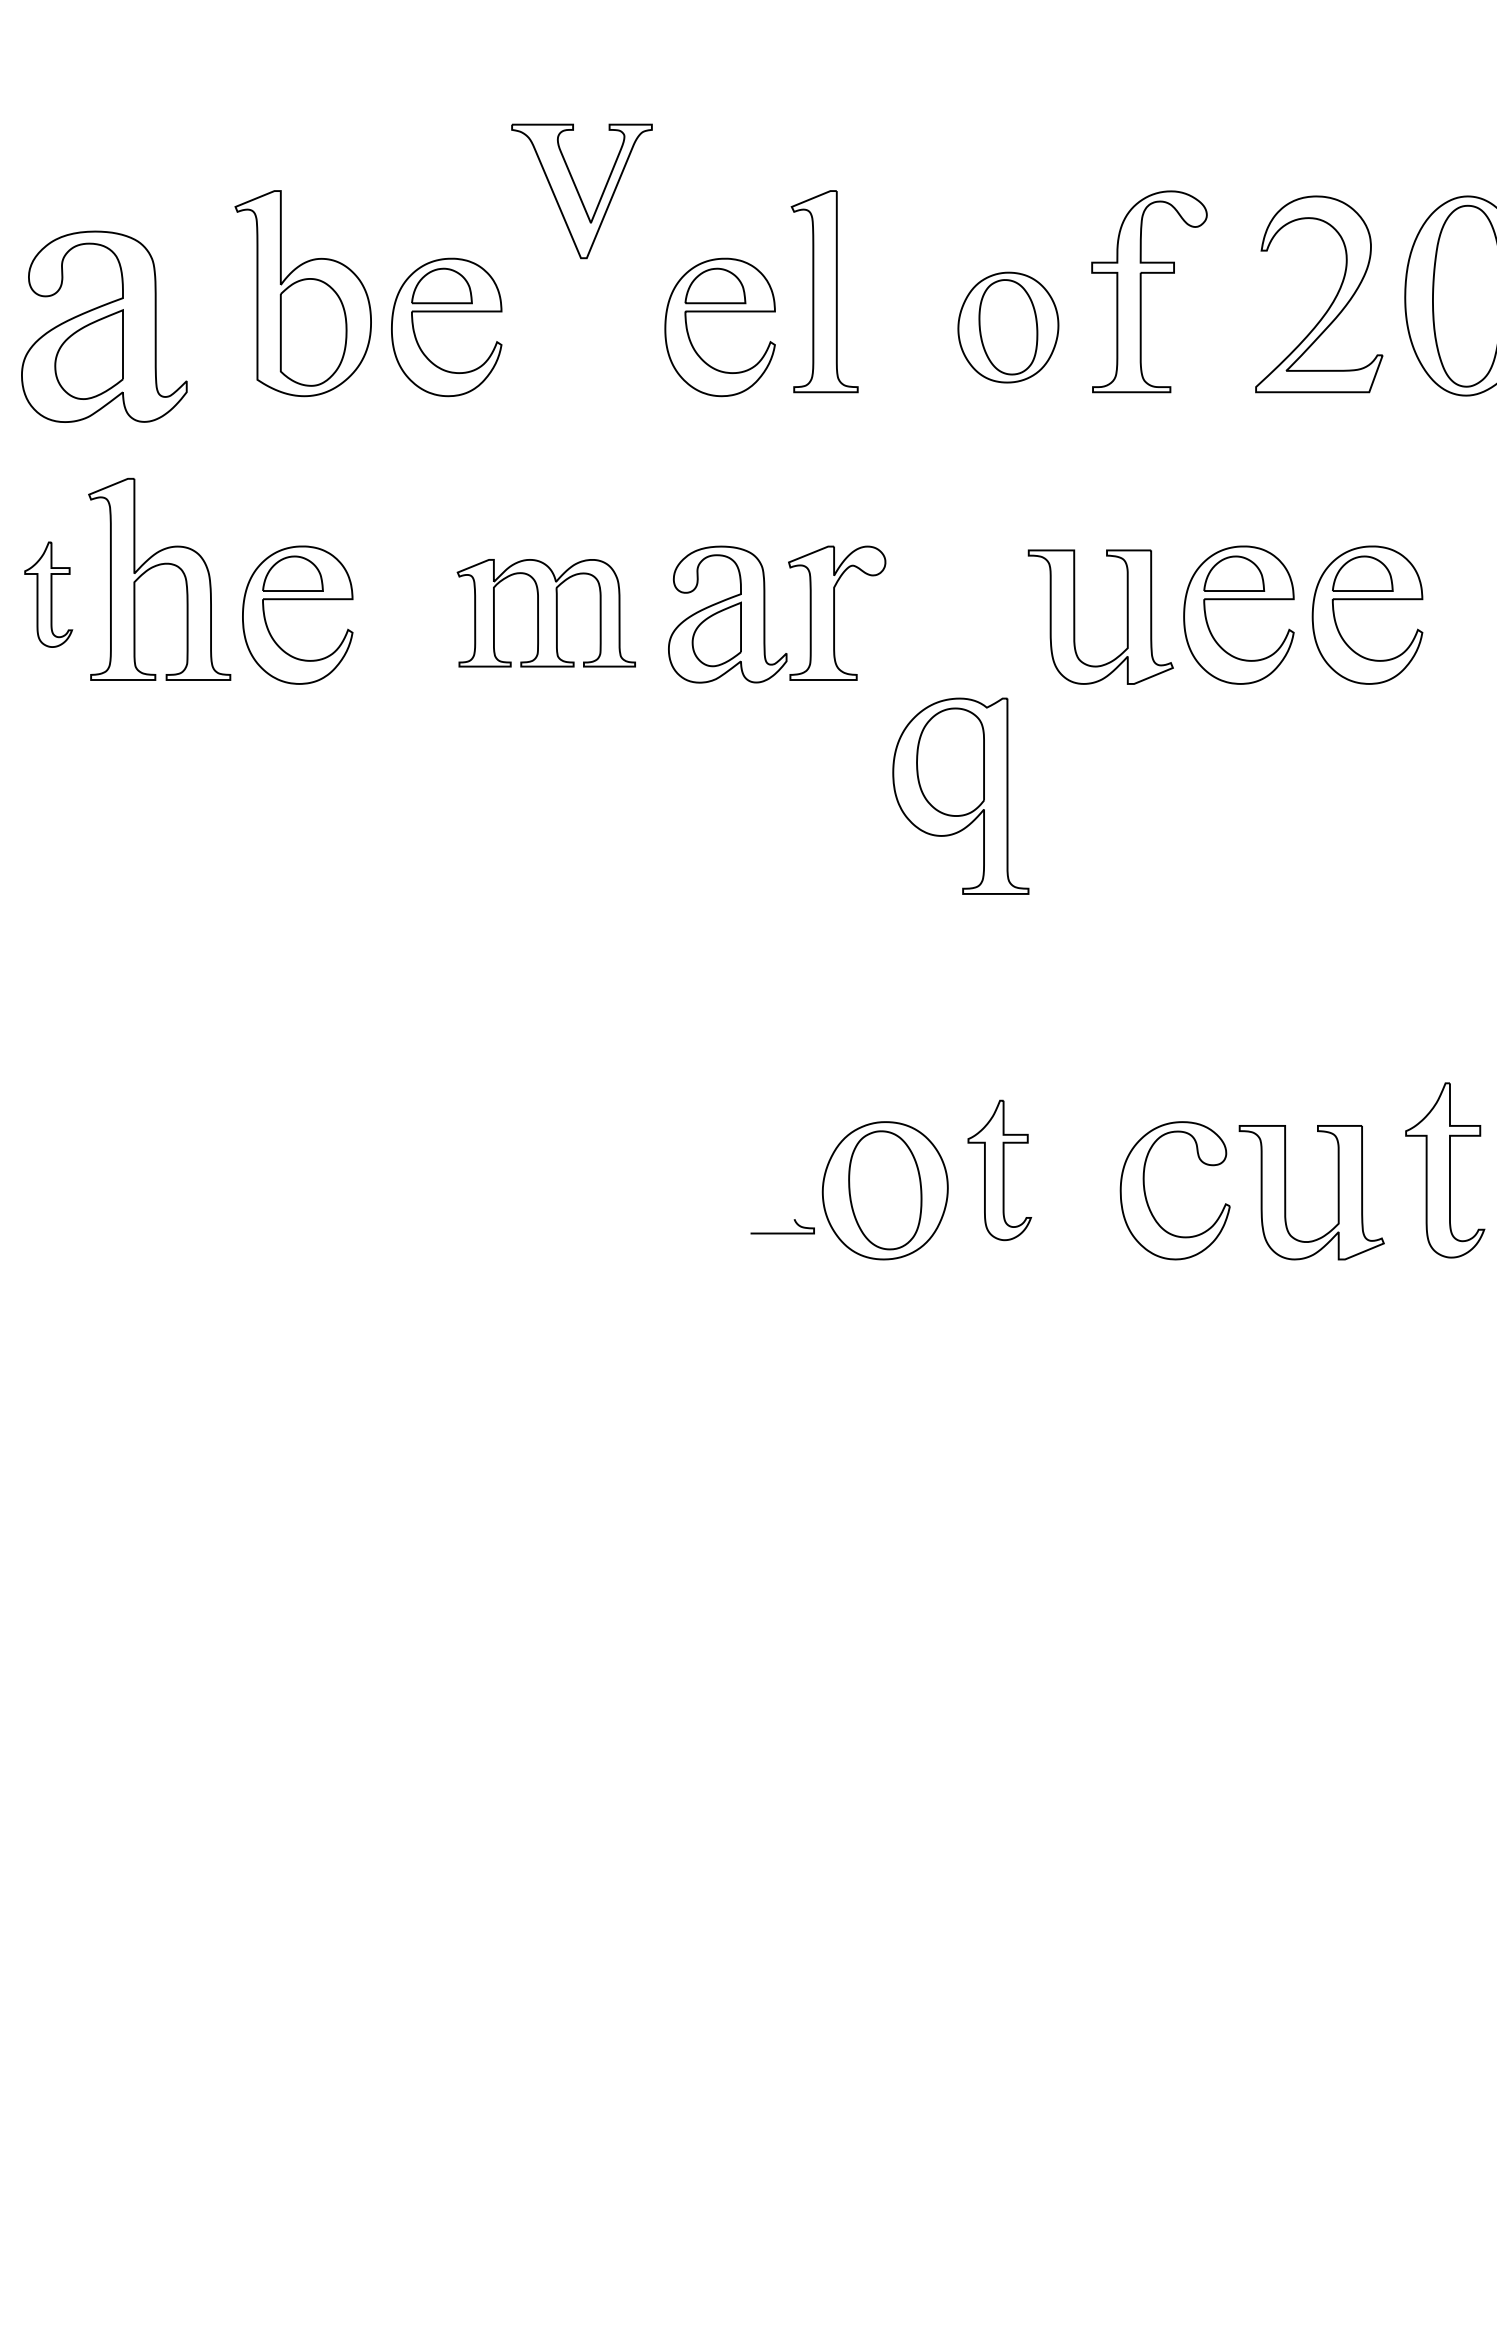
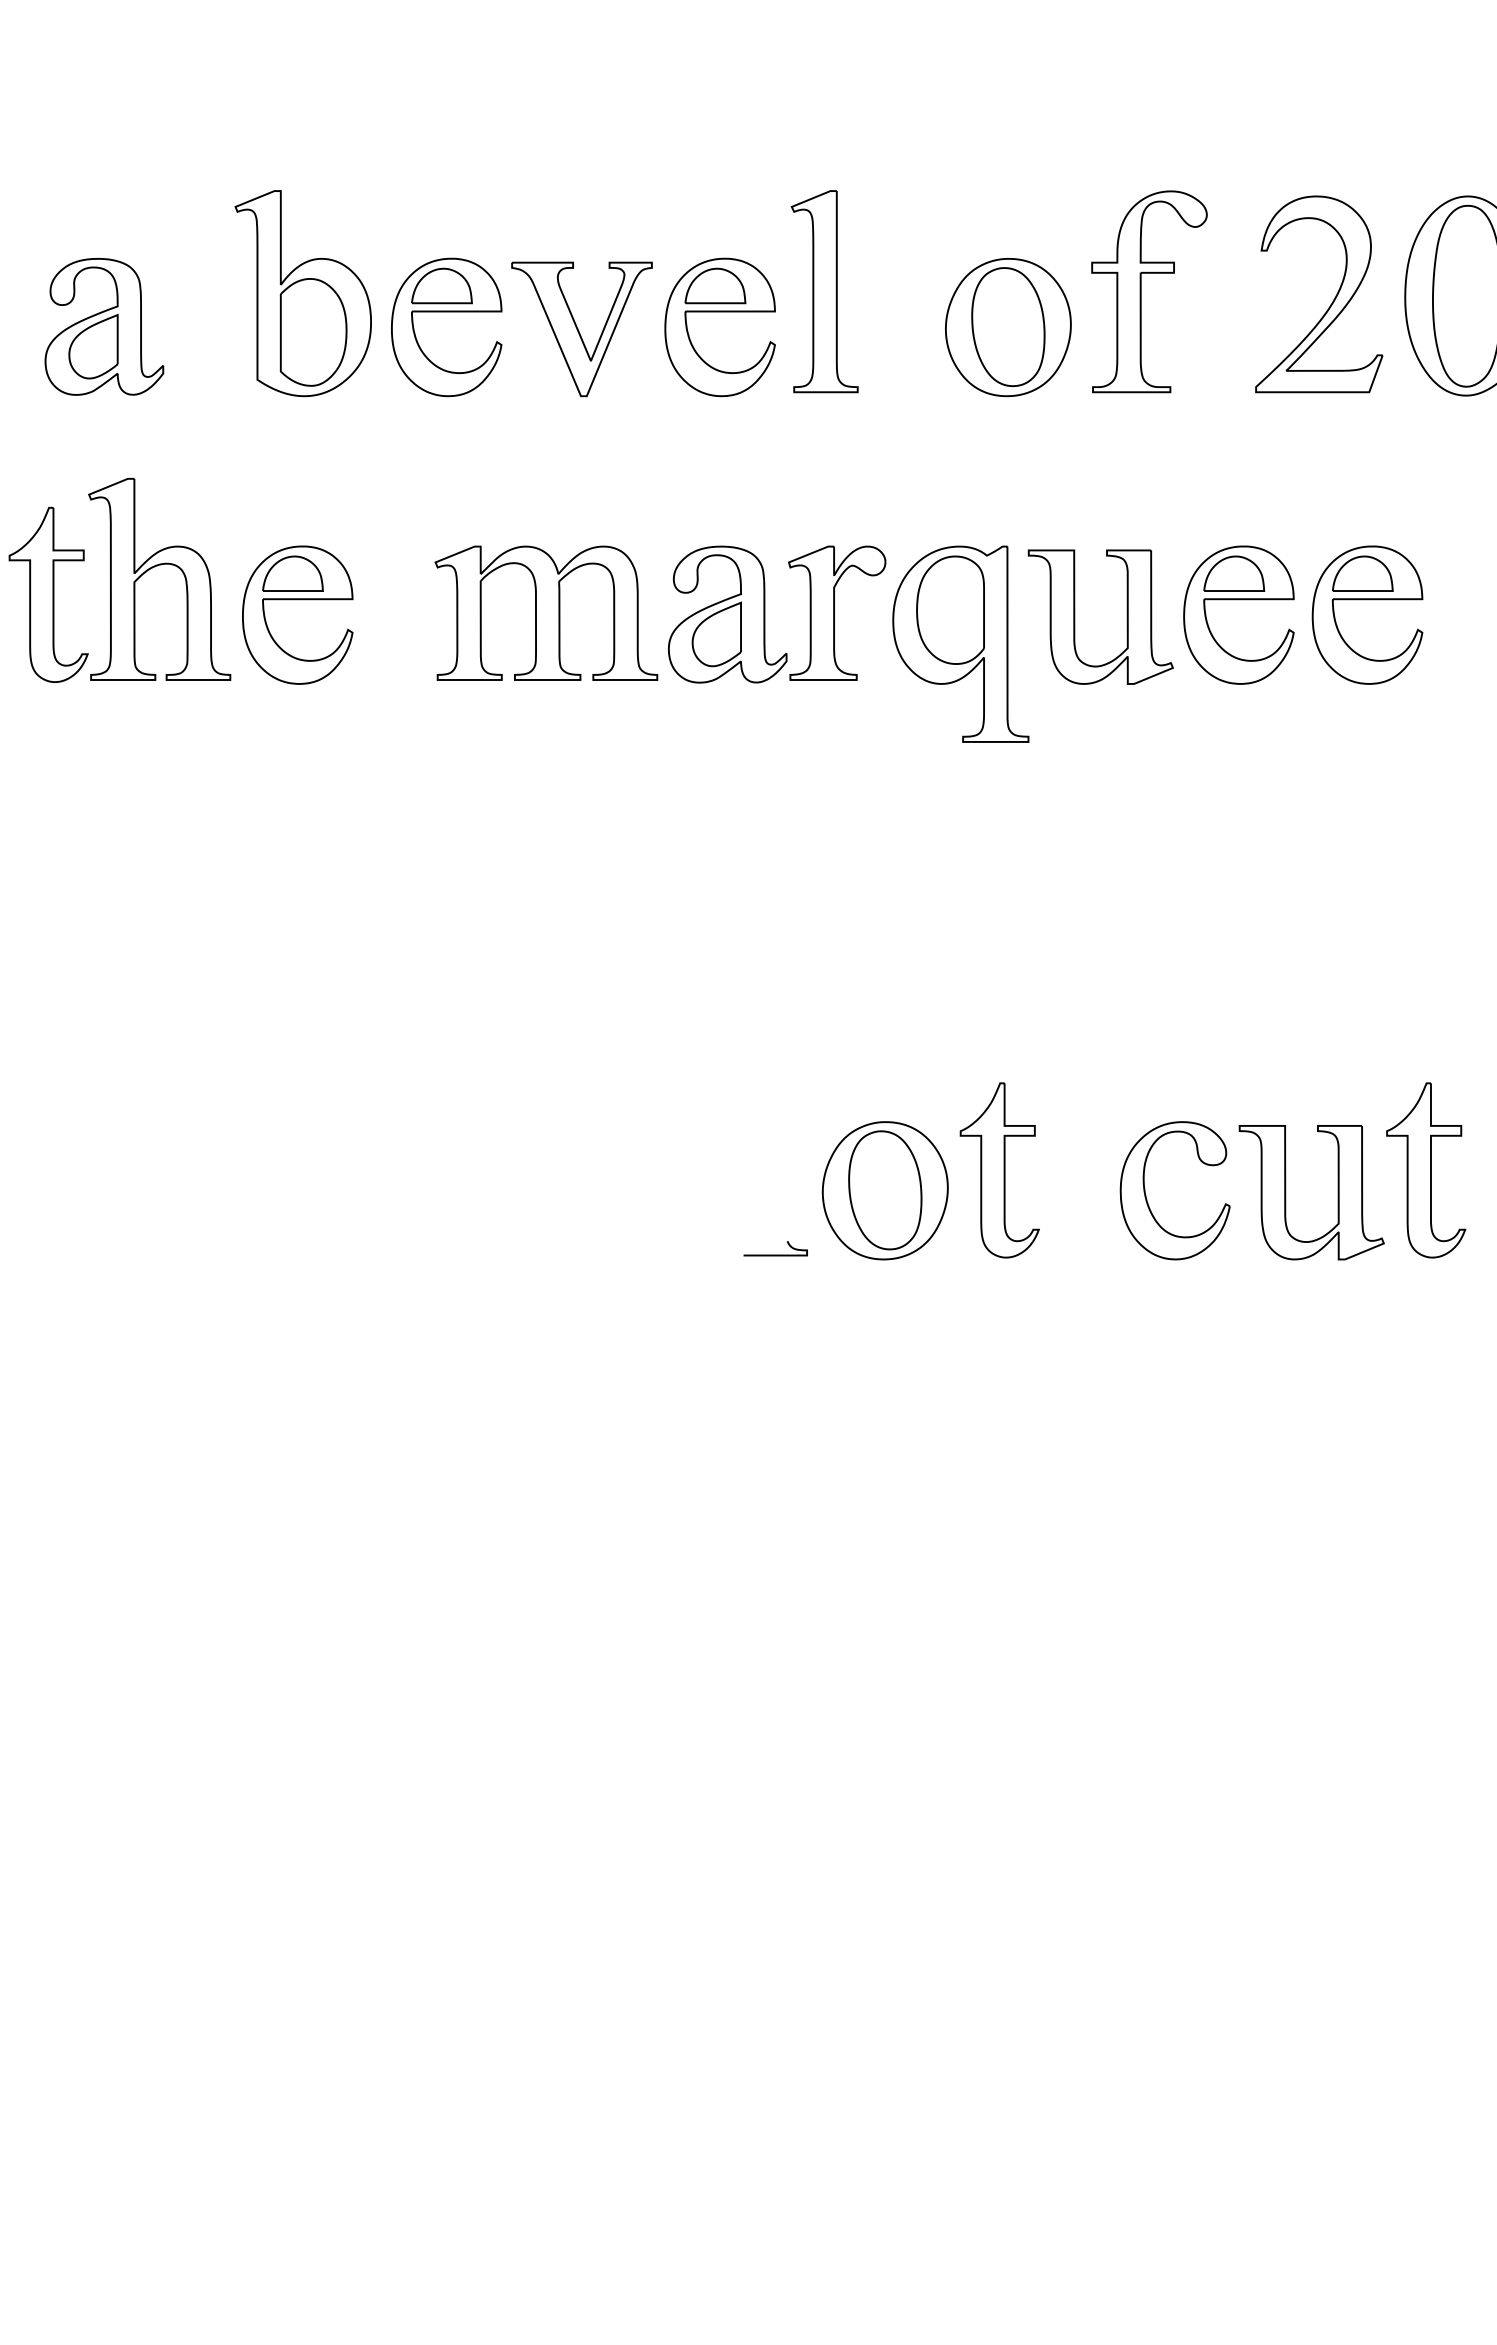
part position: (581, 191) -> (581, 329) (581, 329)
part size: 167x193 px -> 121x138 px (104, 326)
part size: 103x113 px -> 127x140 px (1008, 327)
part size: 50x107 px -> 81x177 px (48, 594)
part size: 180x109 px -> 225x136 px (546, 612)
part position: (960, 795) -> (960, 643) (960, 643)
part size: 66x143 px -> 81x177 px (999, 1170)
part position: (1445, 1170) -> (1426, 1170) (1426, 1170)
curve position: (782, 1232) -> (775, 1254) (775, 1254)
